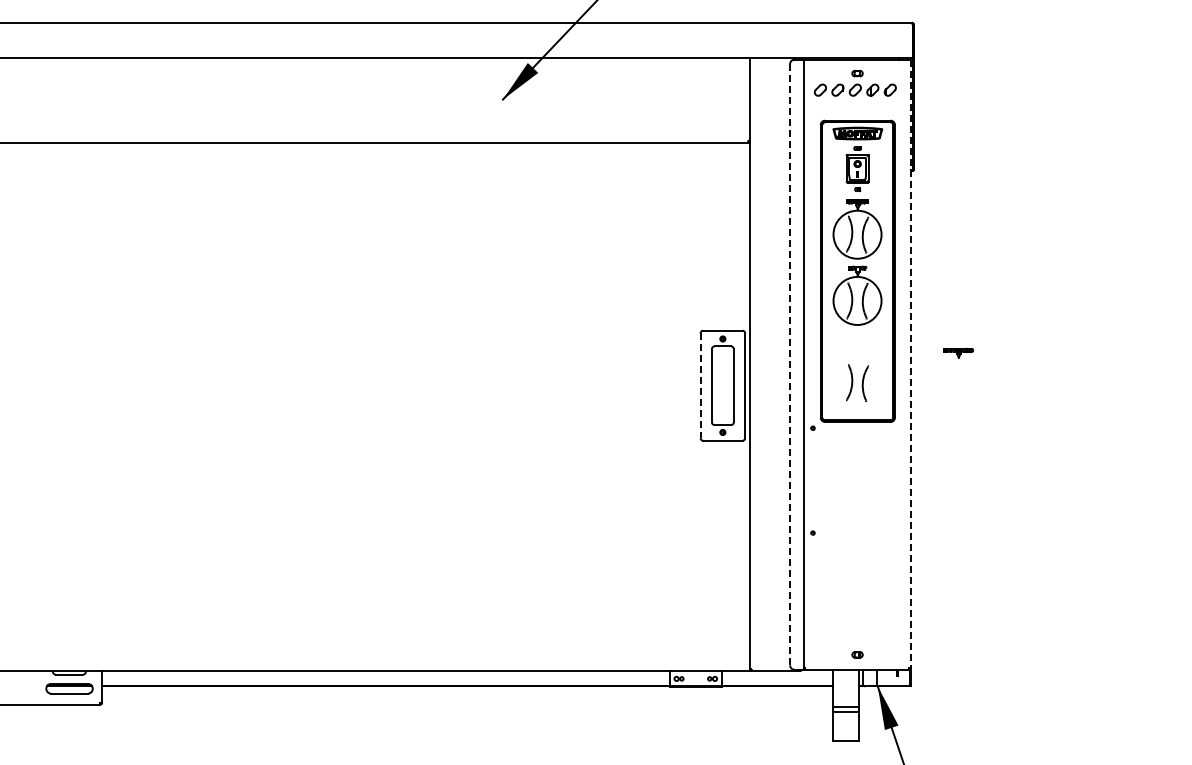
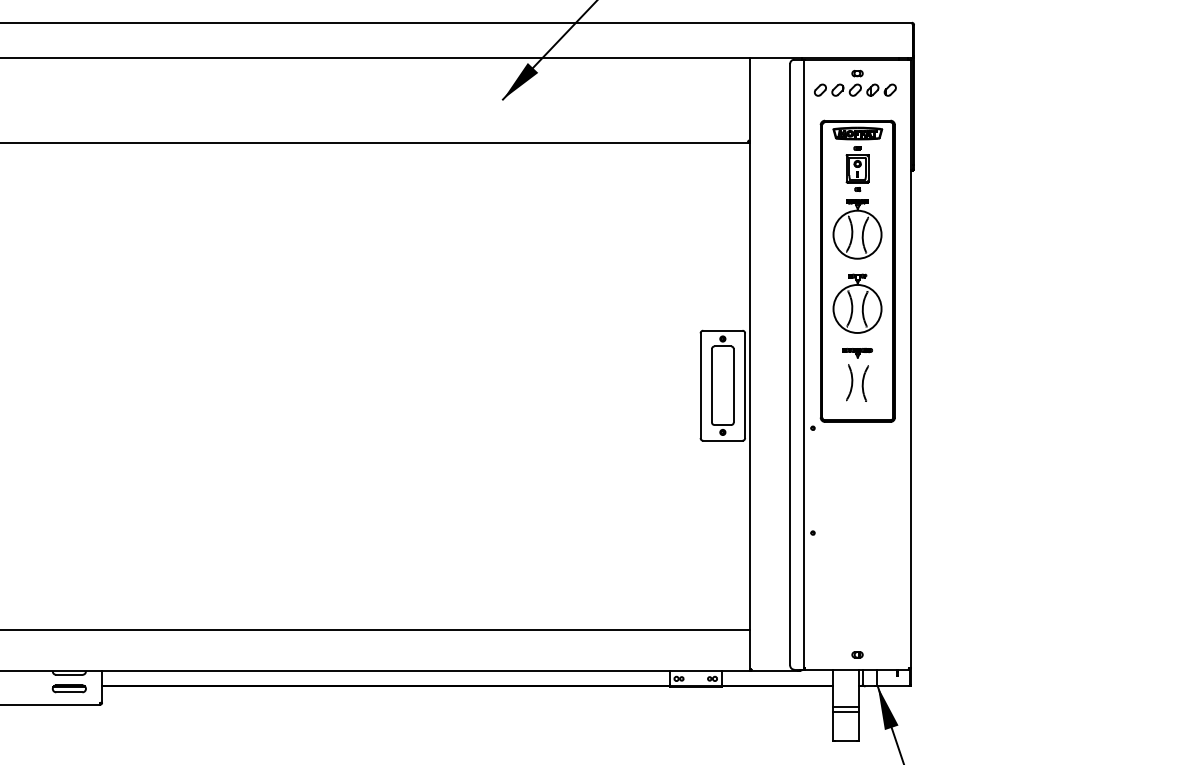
part position: (857, 295) -> (857, 303) (857, 303)
part position: (958, 352) -> (857, 352) (857, 352)
line: dashed -> solid (790, 364)
line: dashed -> solid (910, 364)
line: dashed -> solid (700, 386)
line: none -> present (375, 630)
part size: 49x12 px -> 36x10 px (68, 688)
